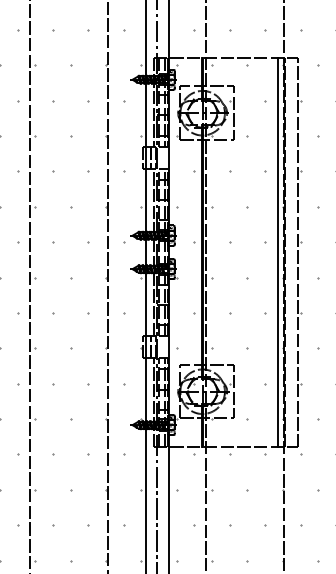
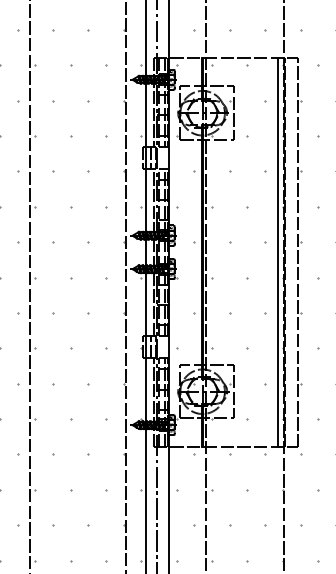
line position: (108, 286) -> (126, 286) (126, 286)
